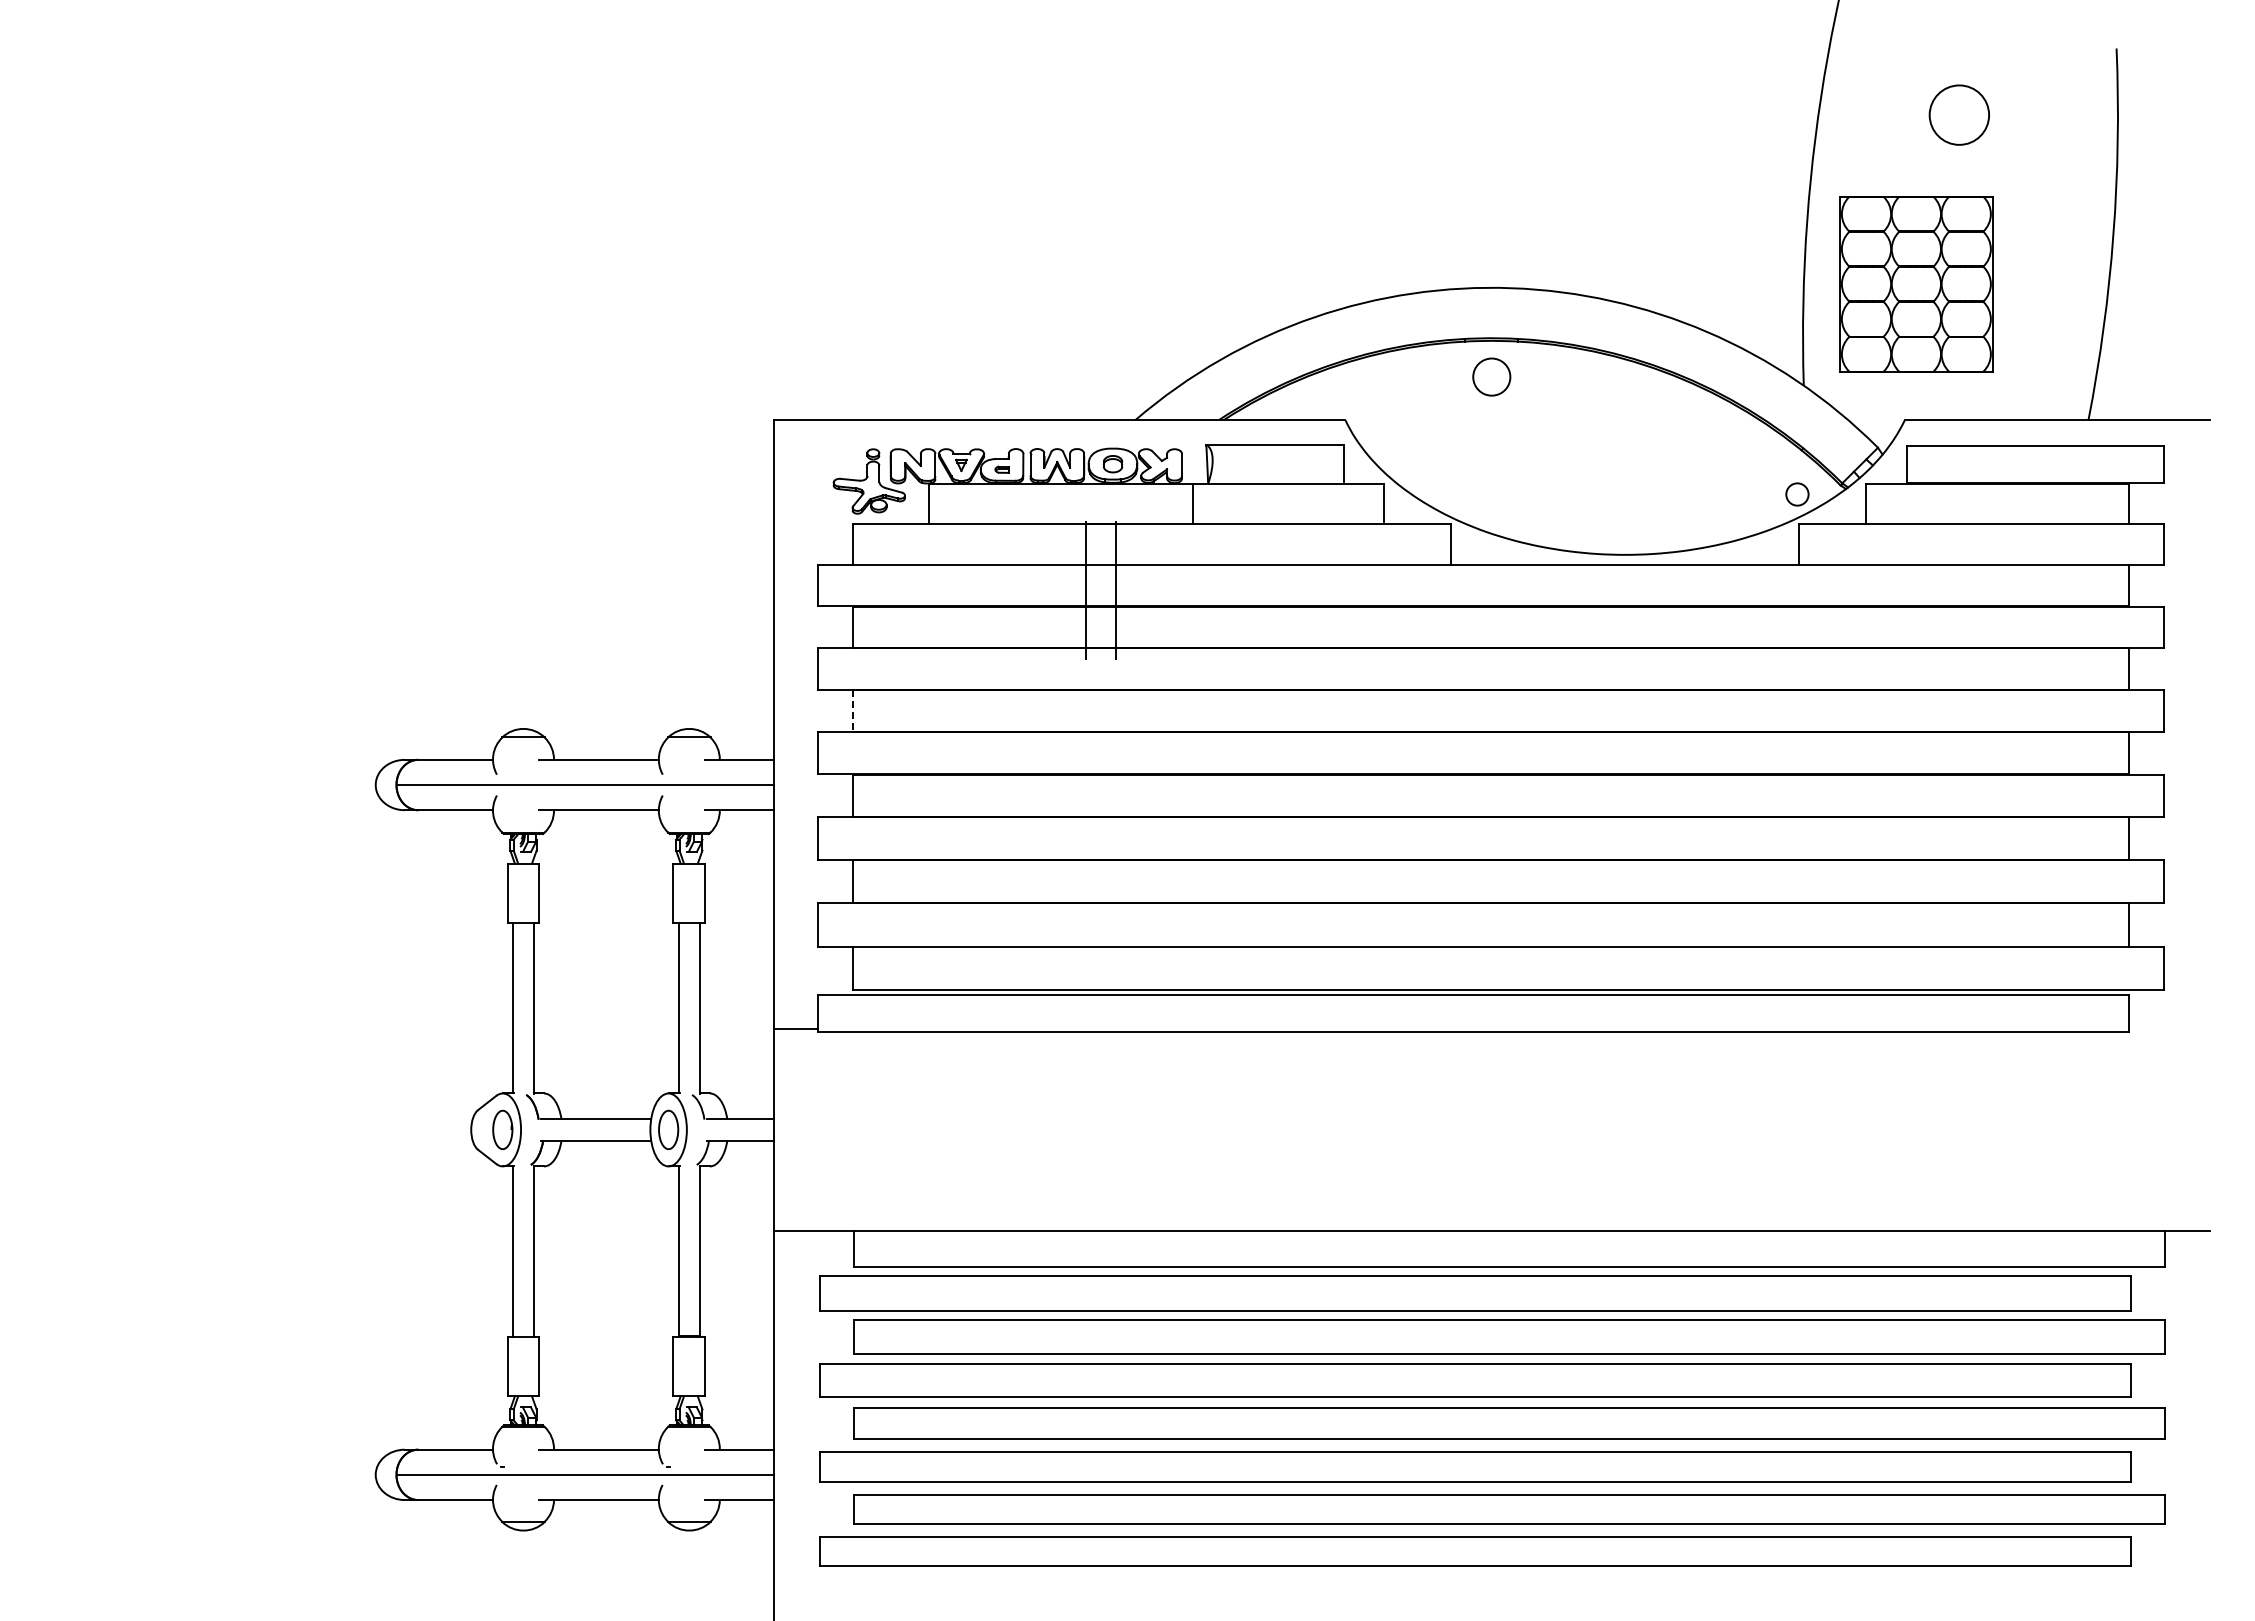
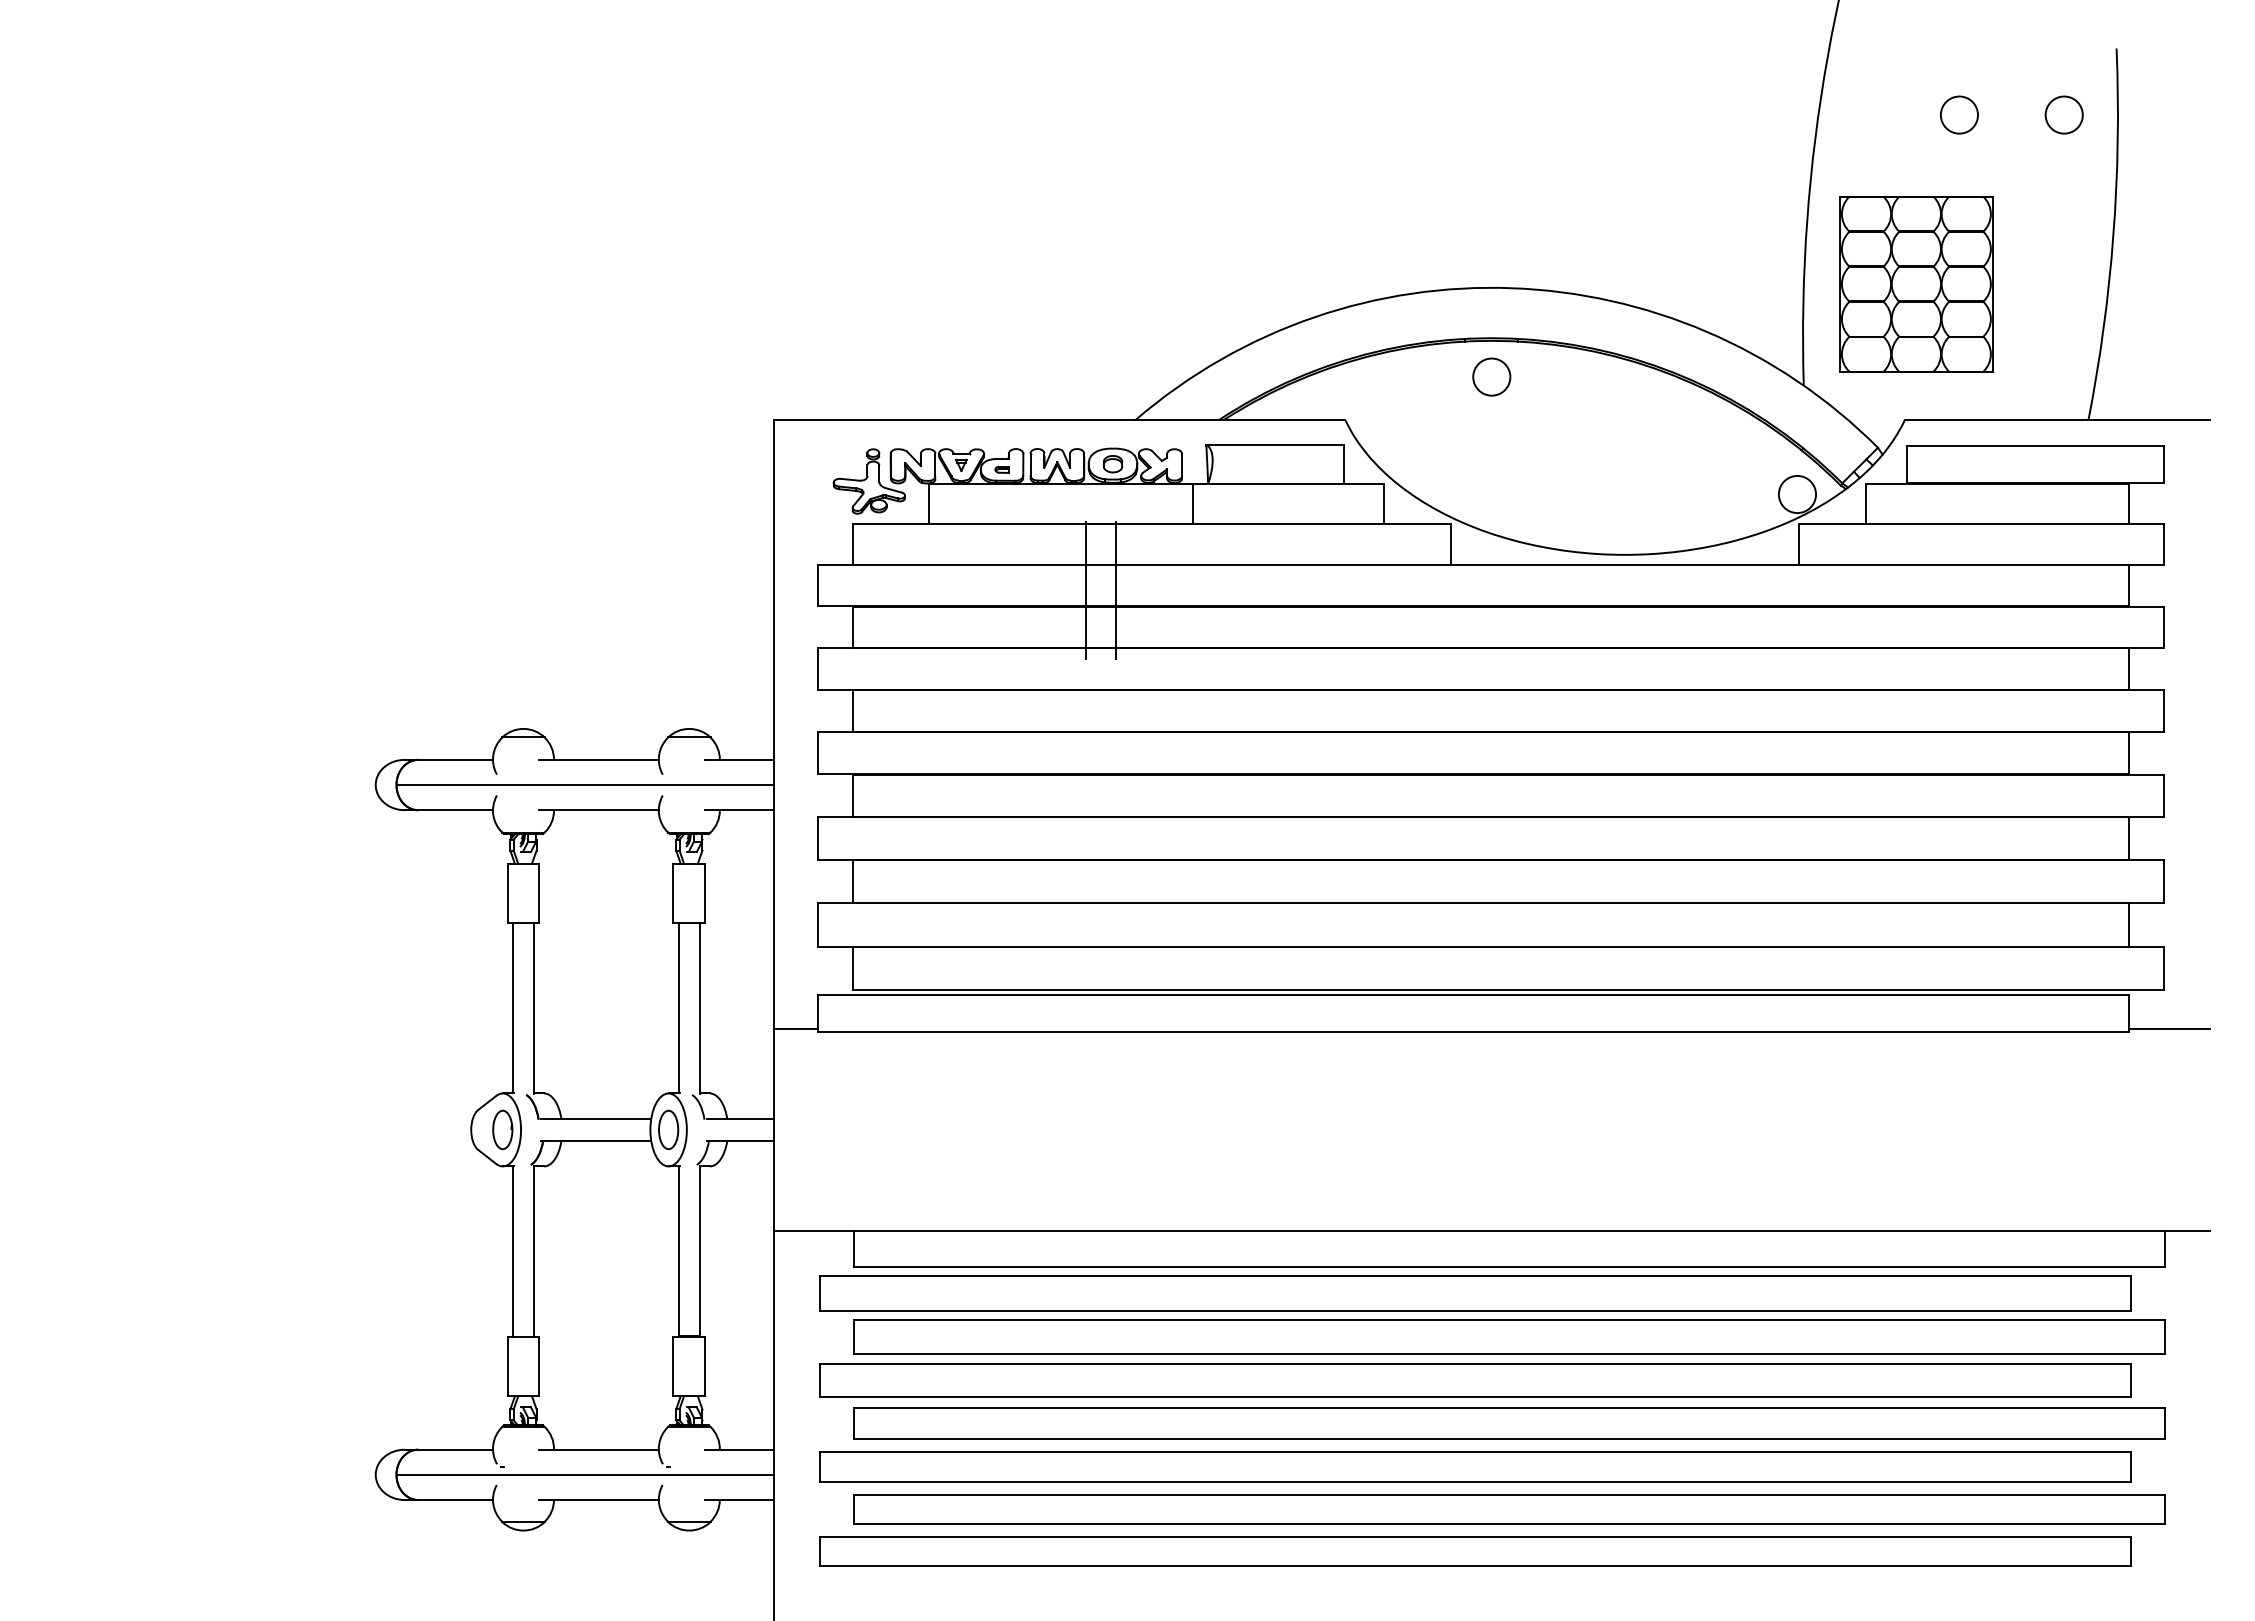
circle size: 62x62 px -> 39x40 px (1959, 114)
circle: none -> present (2063, 114)
circle diameter: 22 px -> 37 px (1797, 494)
line: dashed -> solid (852, 711)
line: none -> present (2169, 1029)
